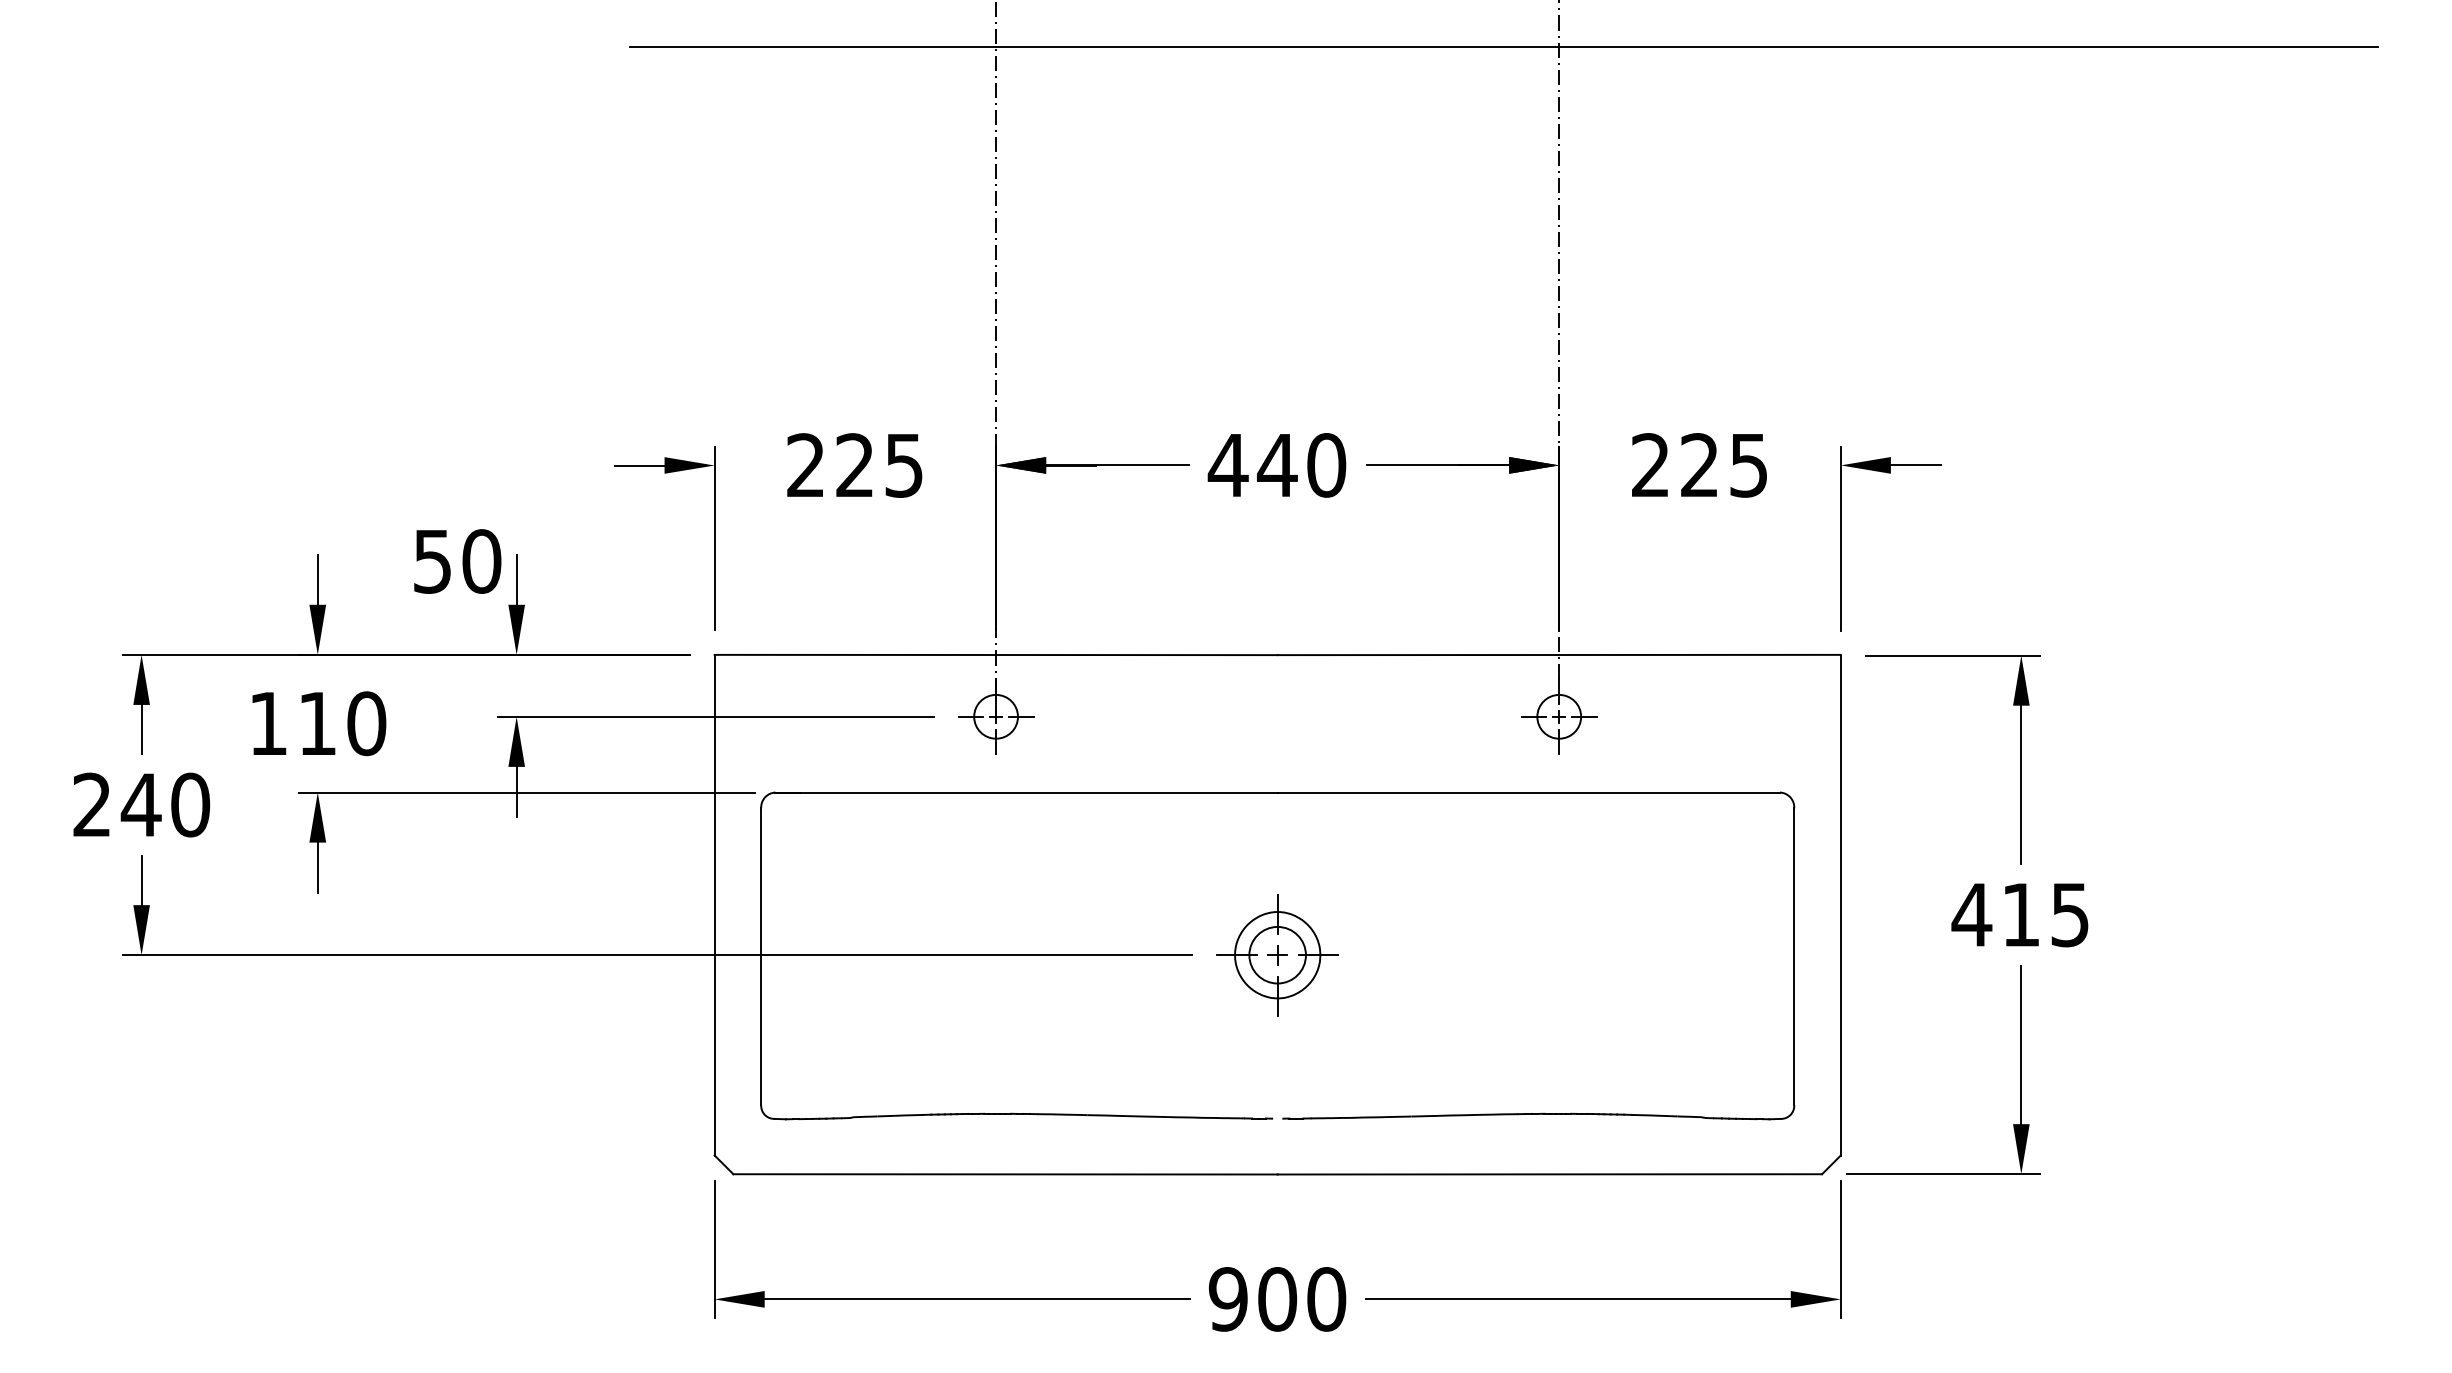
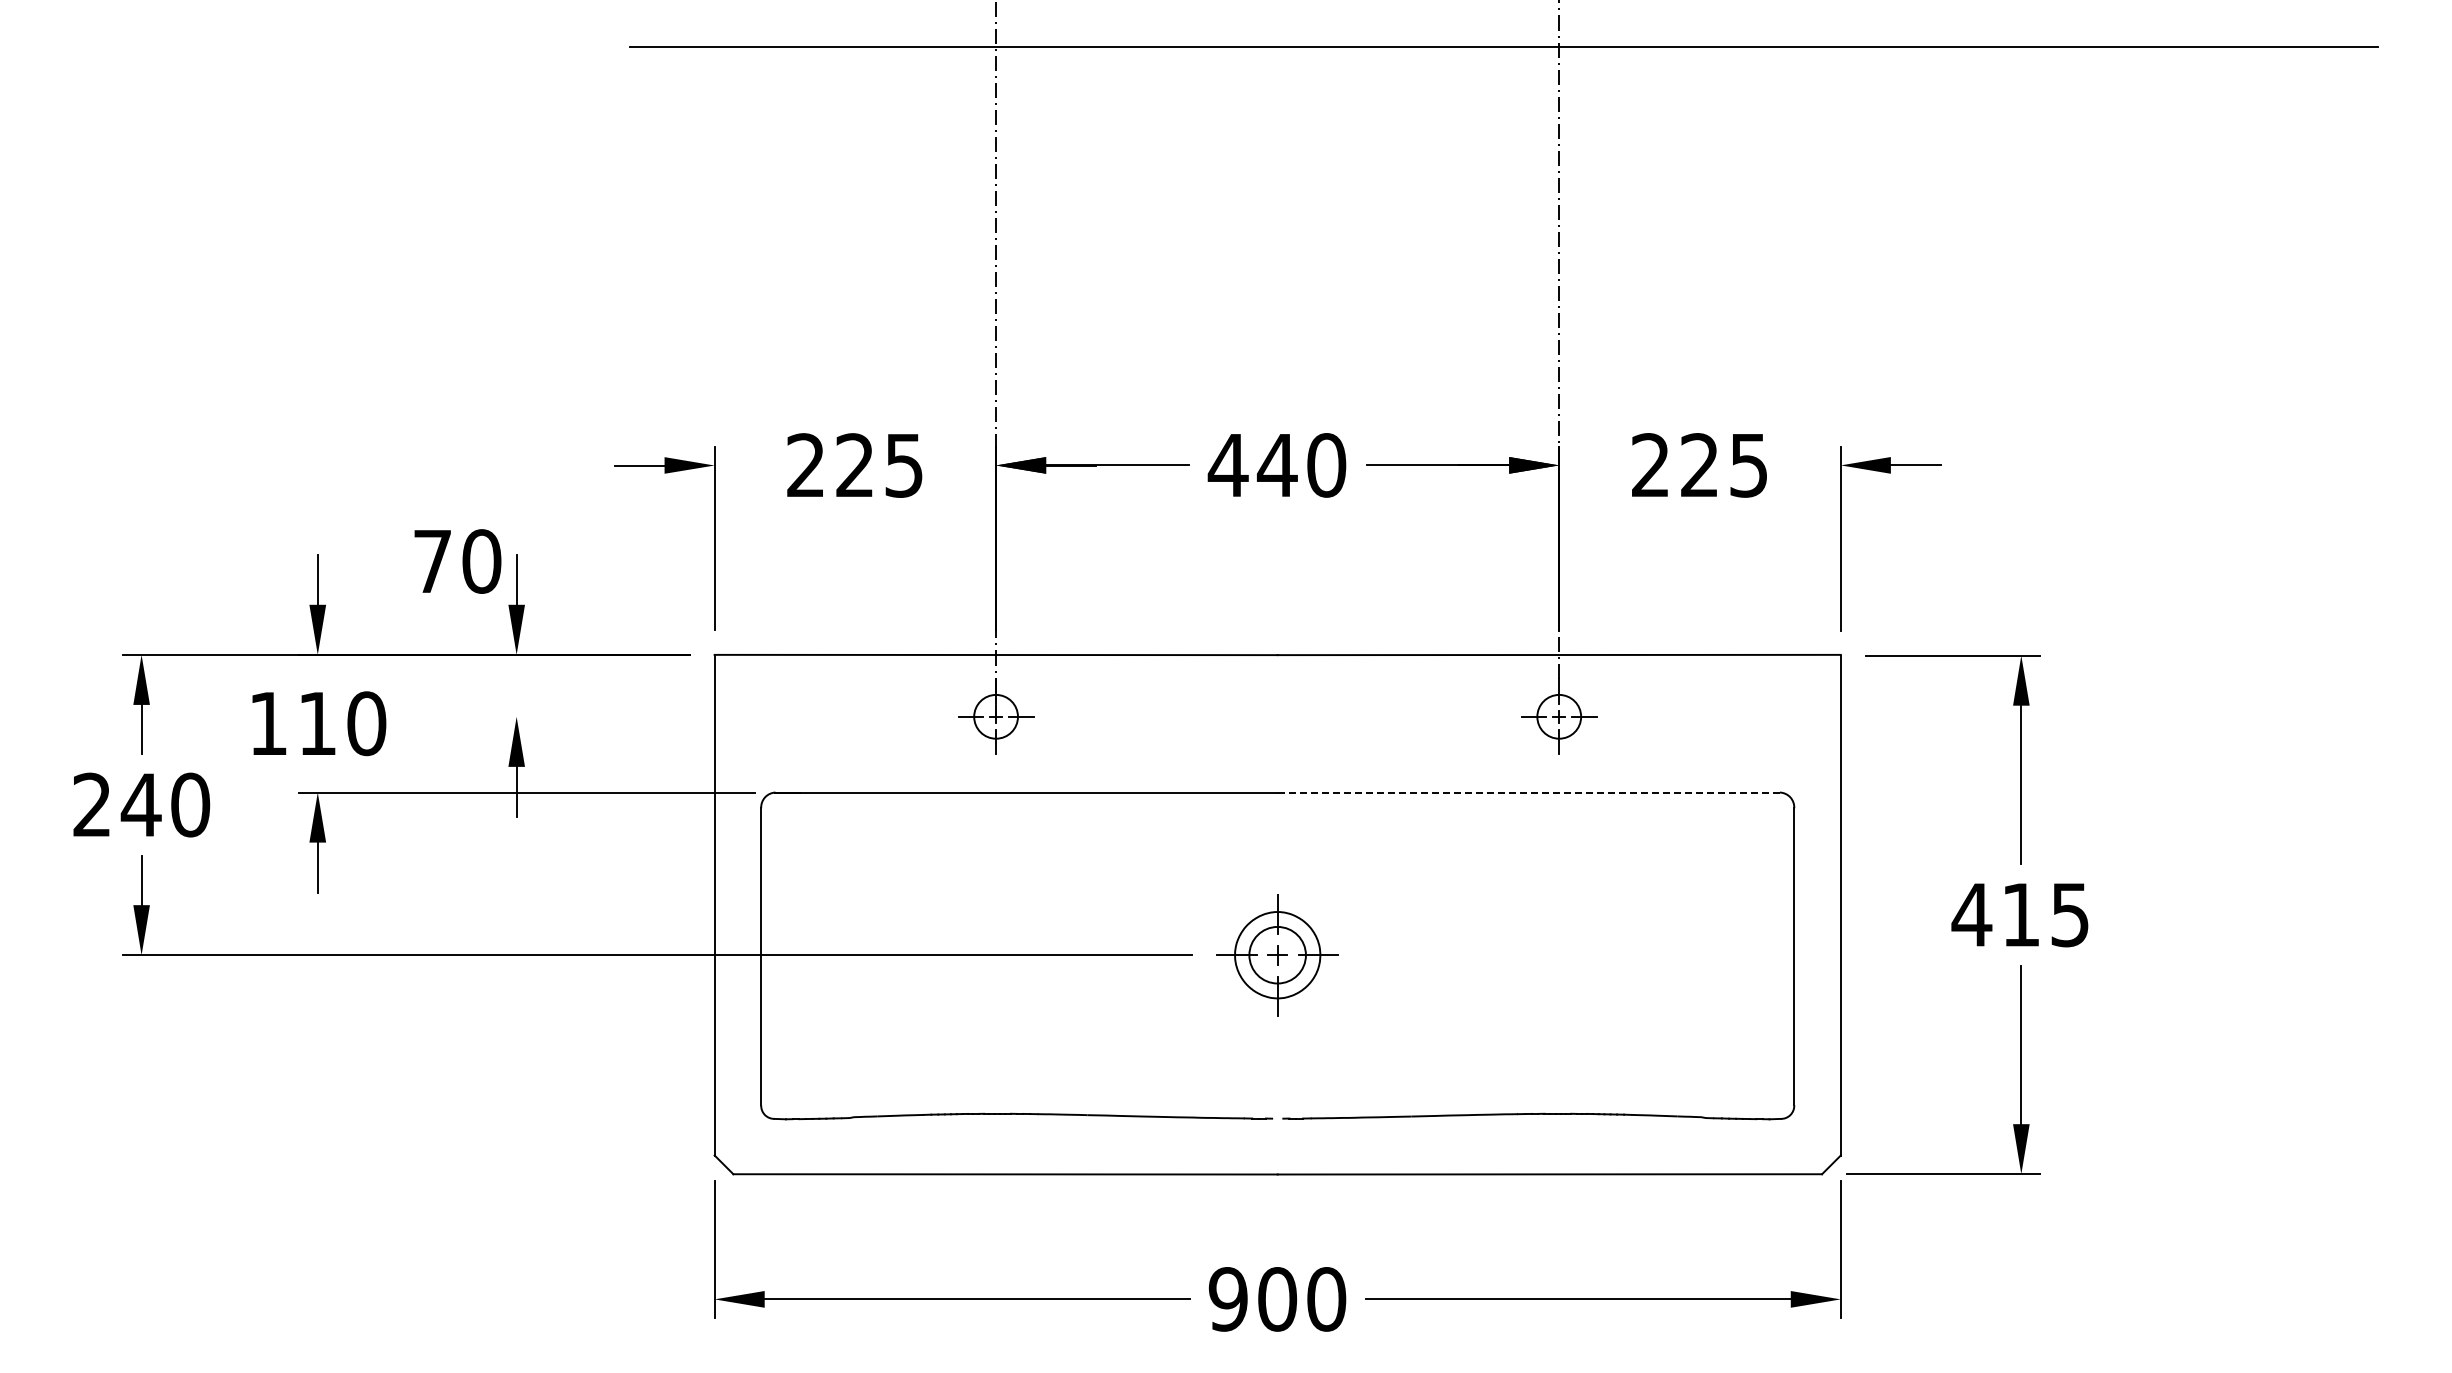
text: 50 -> 70 (432, 561)
line: present -> none (715, 716)
line: solid -> dashed (1528, 792)
